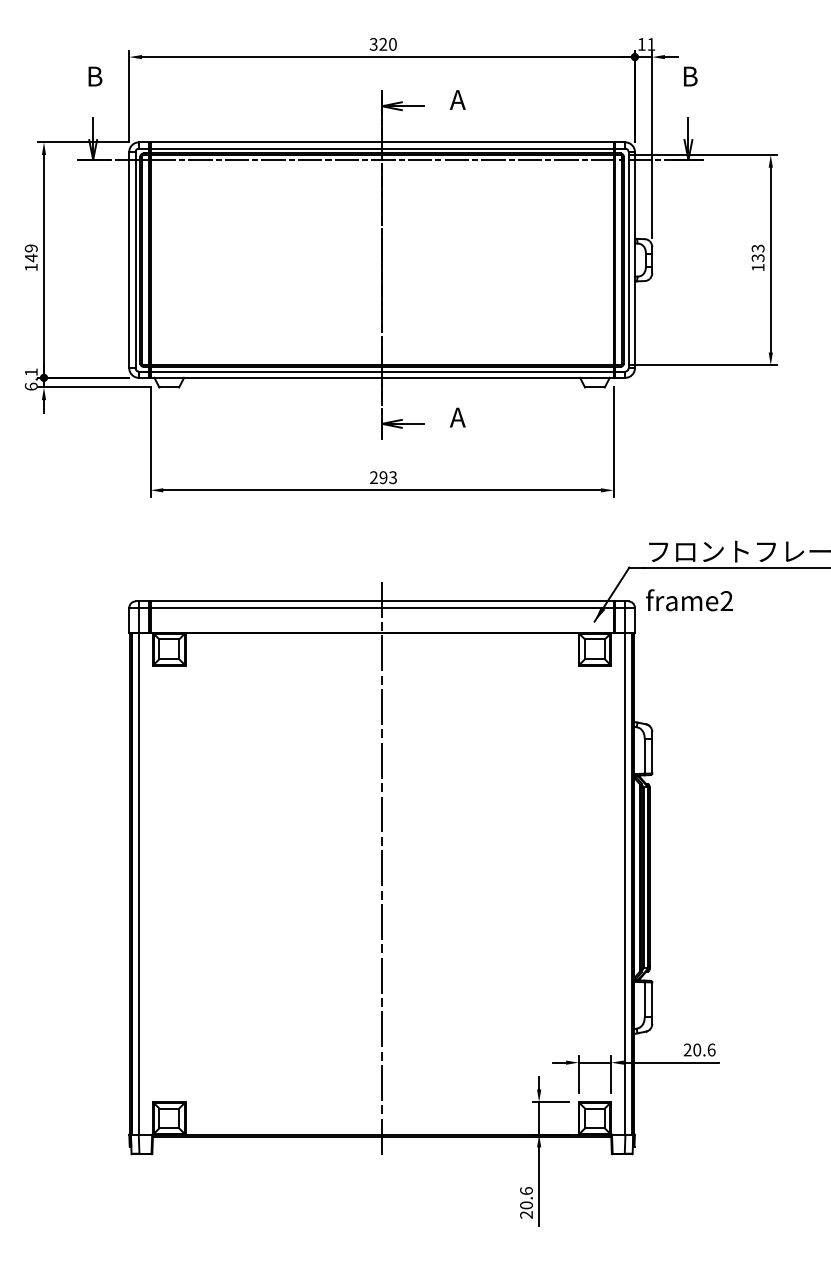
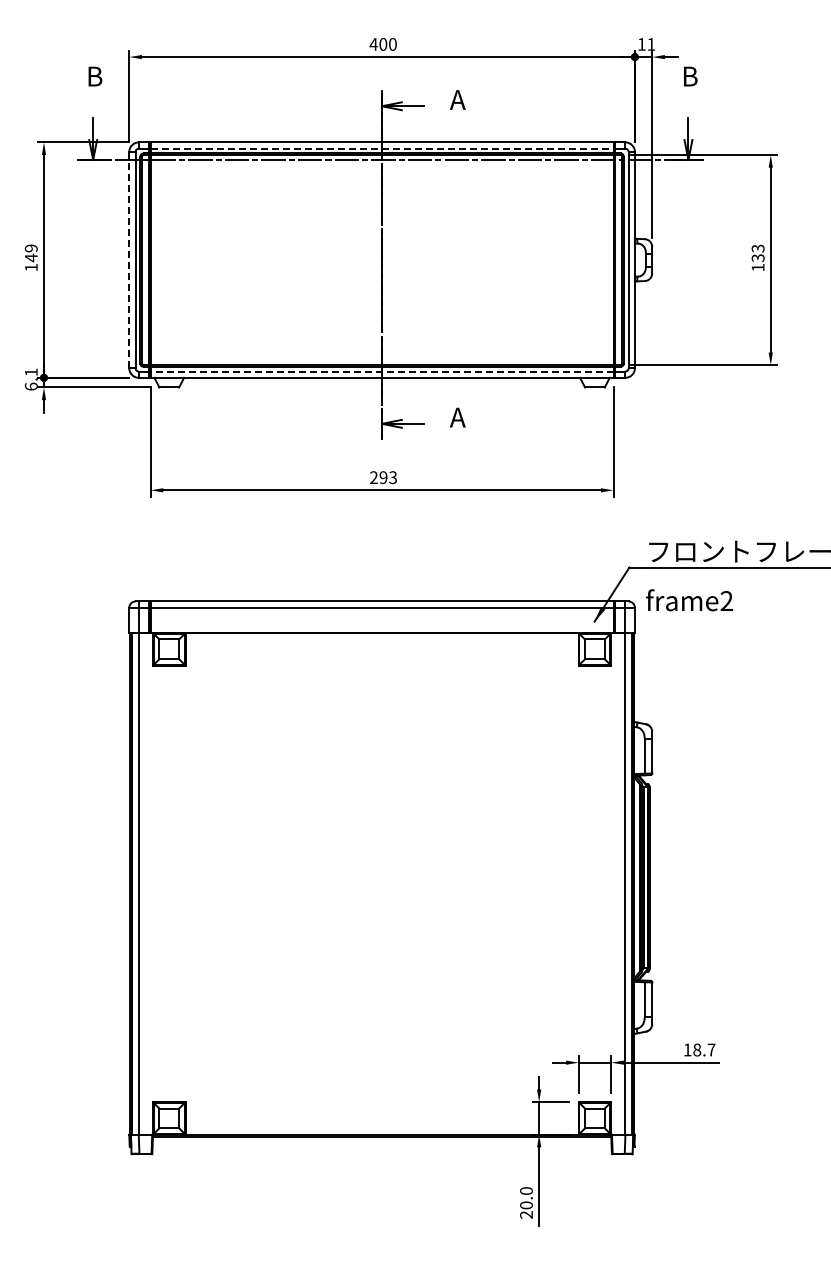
text: 320 -> 400 (378, 44)
line: solid -> dashed (382, 148)
line: solid -> dashed (129, 260)
line: solid -> dashed (381, 371)
line: present -> none (382, 868)
text: 20.6 -> 18.7 (699, 1049)
text: 20.6 -> 20.0 (526, 1190)
